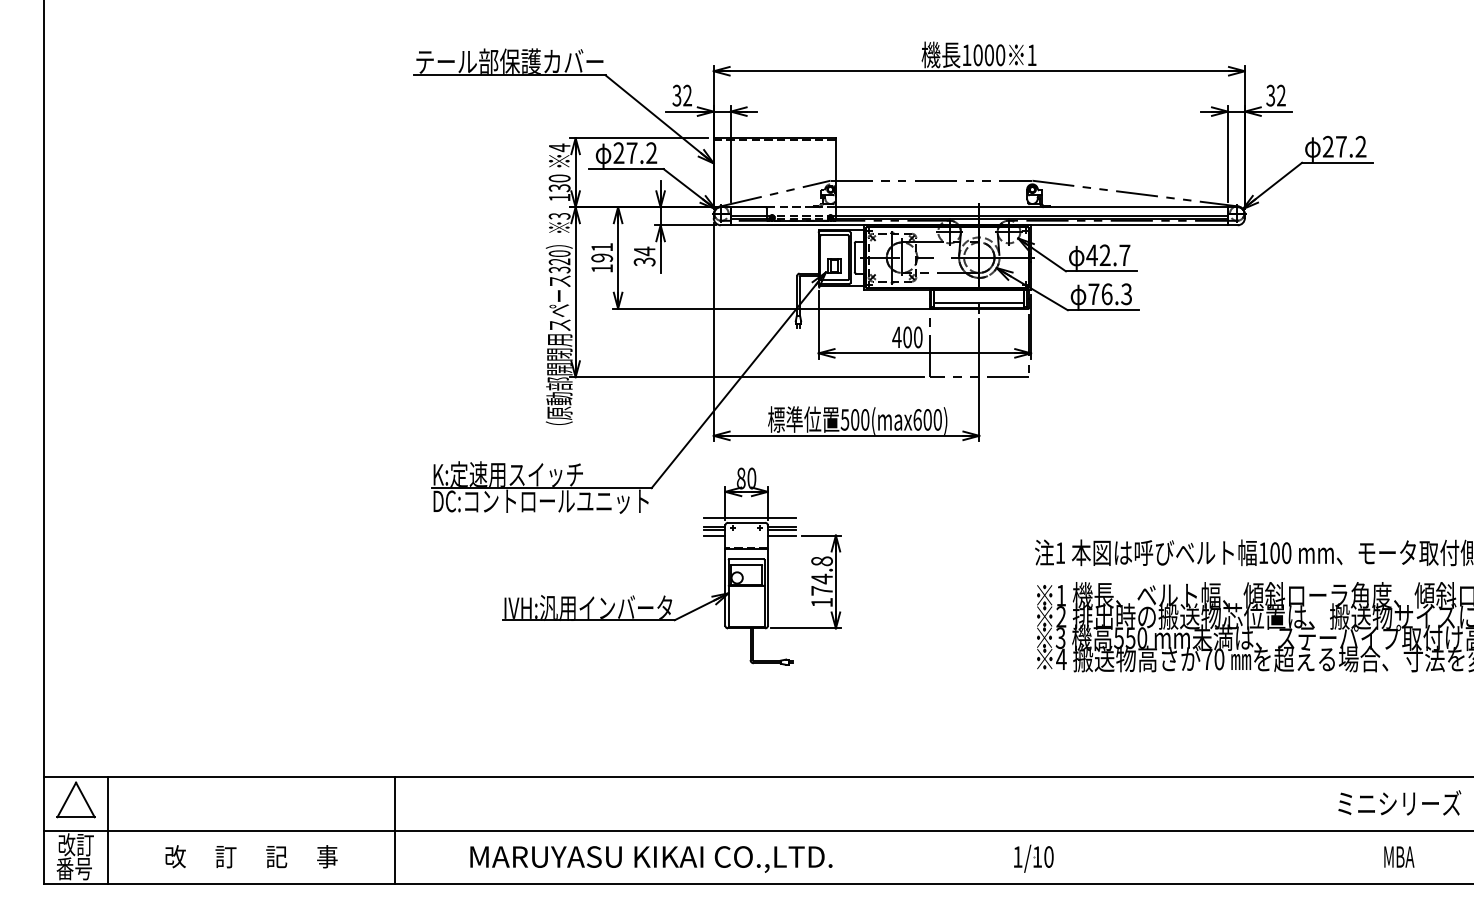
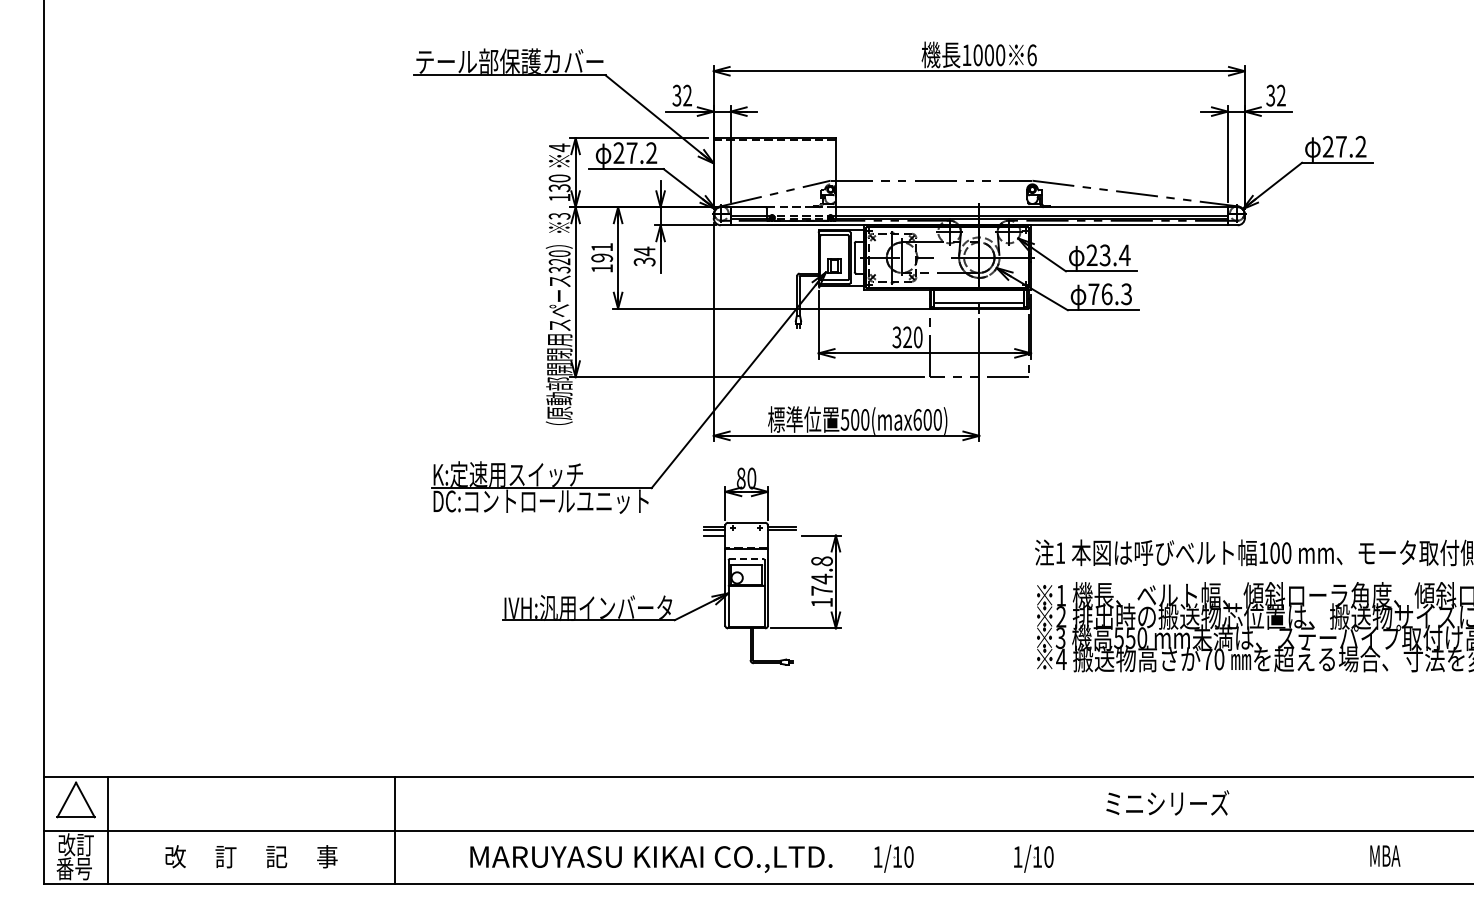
text: 1 -> 6 (1031, 55)
text: 42.7 -> 23.4 (1108, 255)
text: 400 -> 320 (901, 337)
line: present -> none (750, 517)
line: present -> none (781, 535)
line: solid -> dashed (747, 559)
text position: (1399, 802) -> (1167, 802) (1167, 802)
text position: (1399, 856) -> (1385, 855) (1385, 855)
part: none -> present (893, 858)
